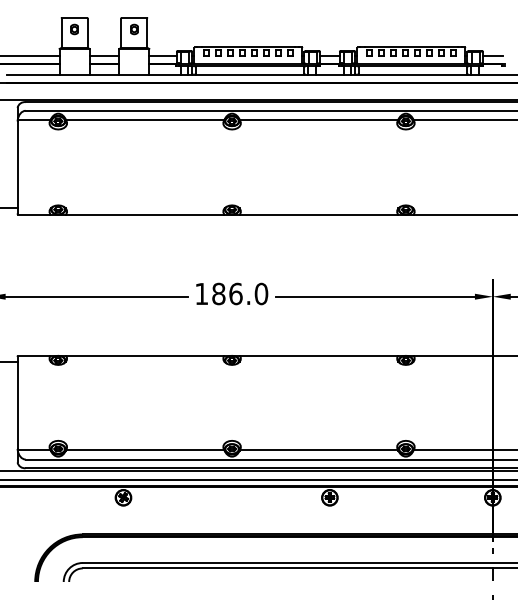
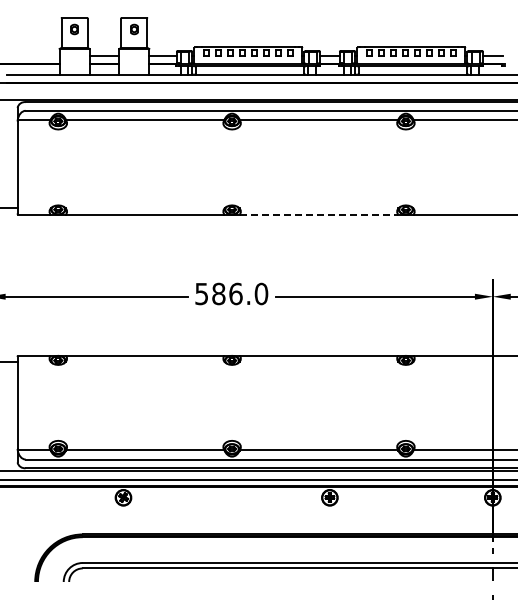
line: present -> none (30, 55)
line: solid -> dashed (319, 214)
text: 186.0 -> 586.0 (201, 294)
